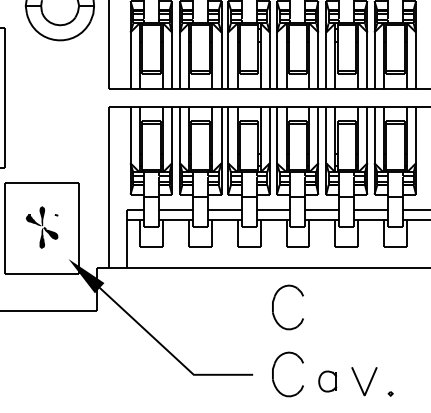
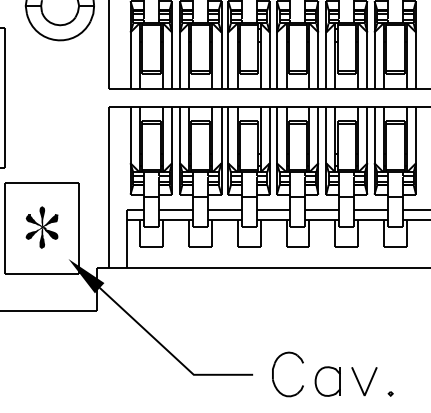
fill: none -> present (41, 227)
part: present -> none (273, 307)
part size: 20x23 px -> 27x31 px (327, 381)
